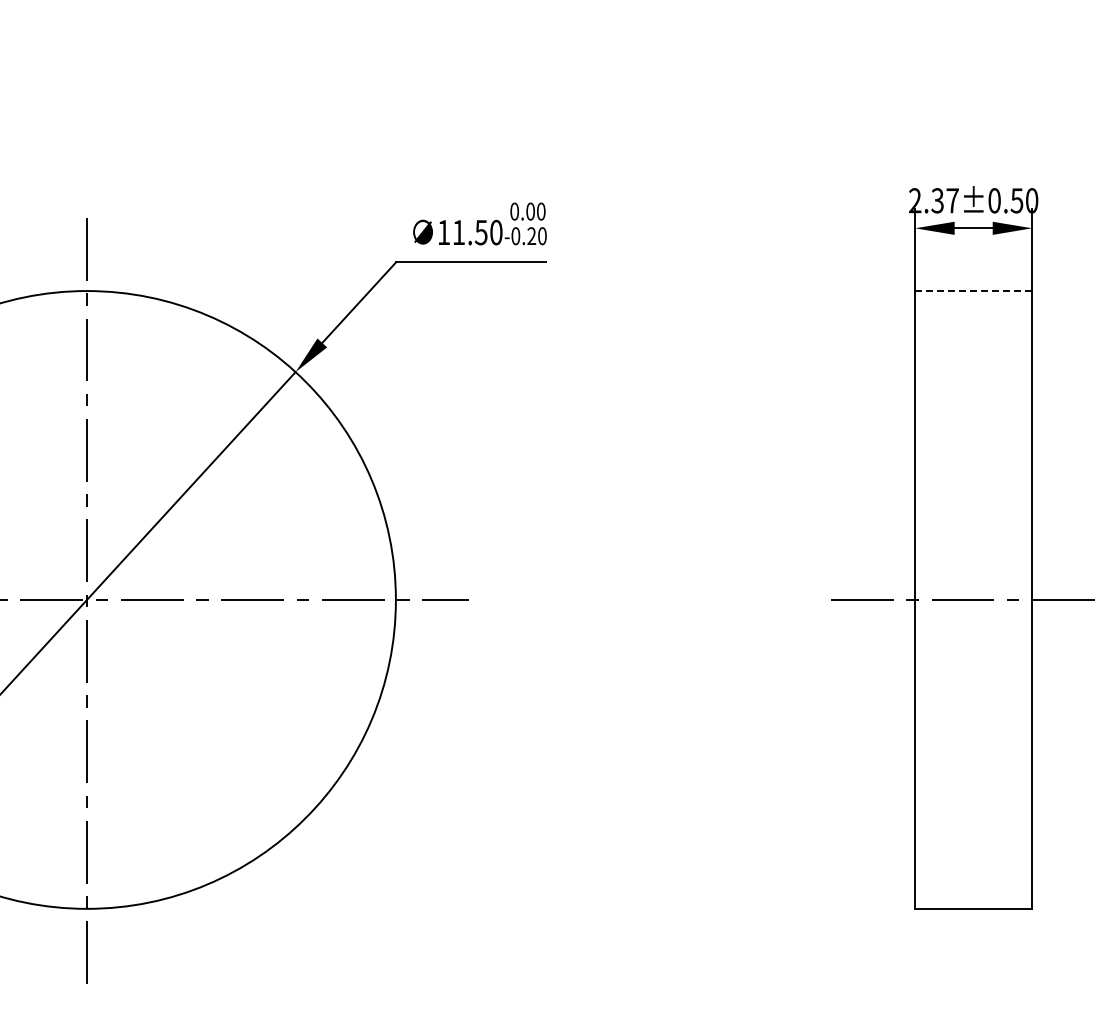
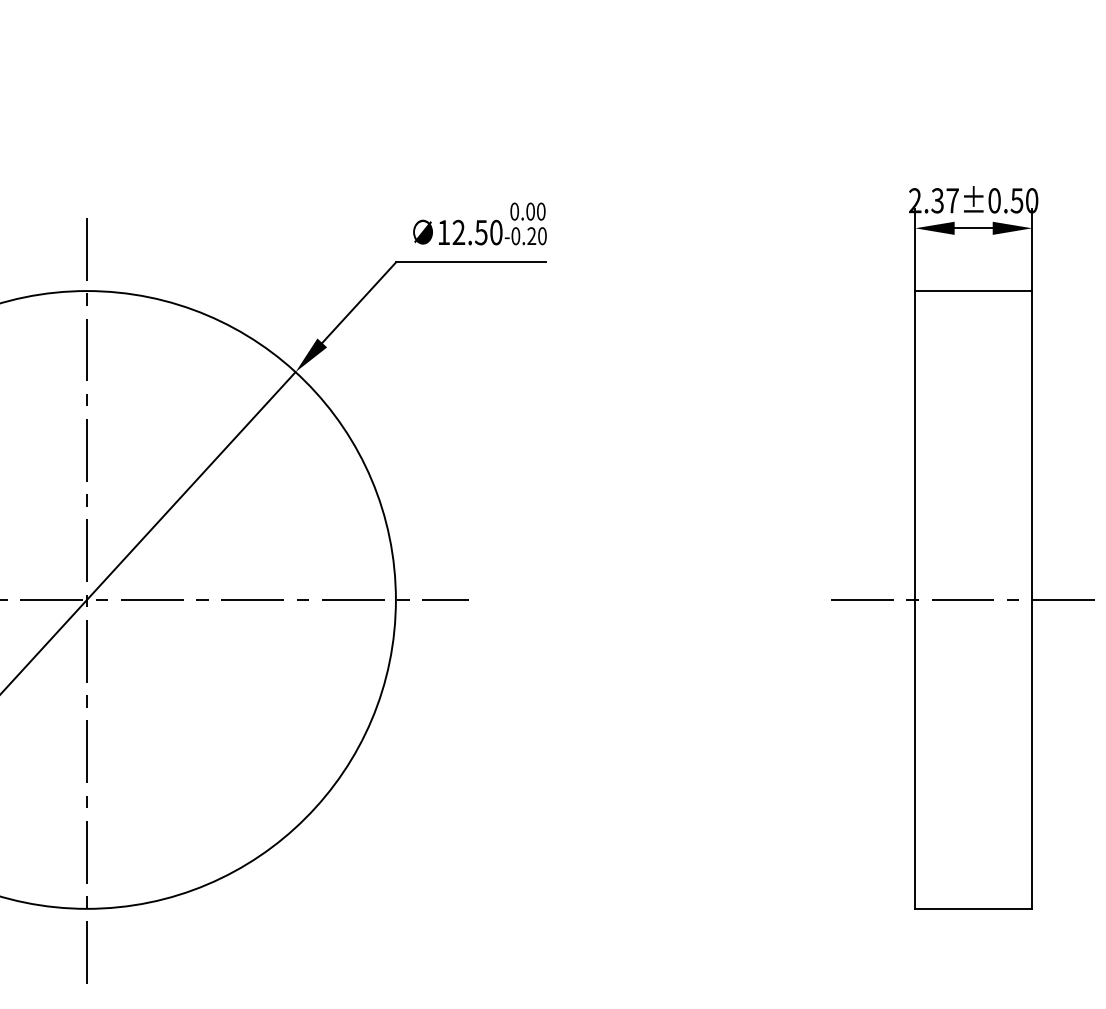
text: 11.50 -> 12.50 (458, 231)
line: dashed -> solid (973, 291)
